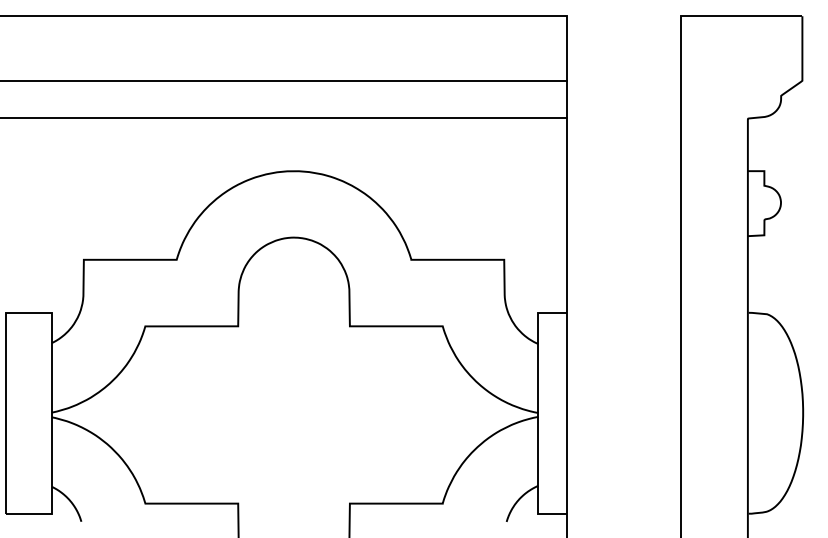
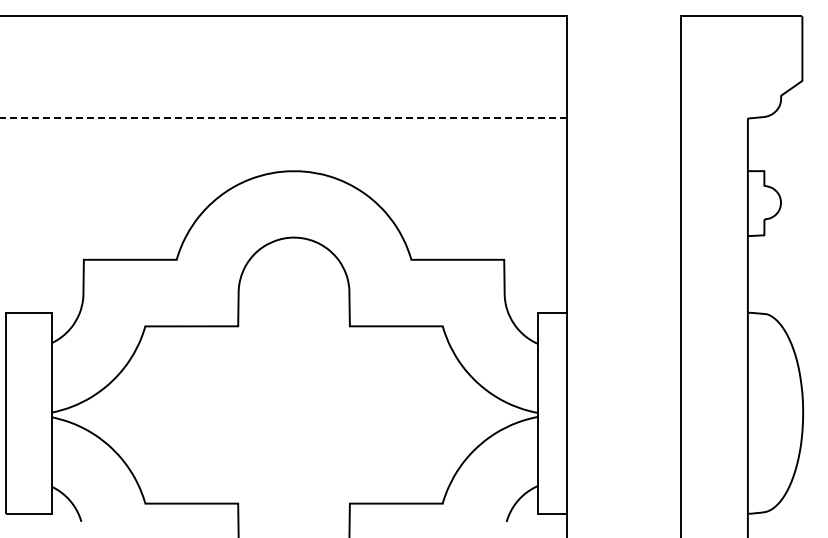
line: present -> none (284, 80)
line: solid -> dashed (283, 118)
